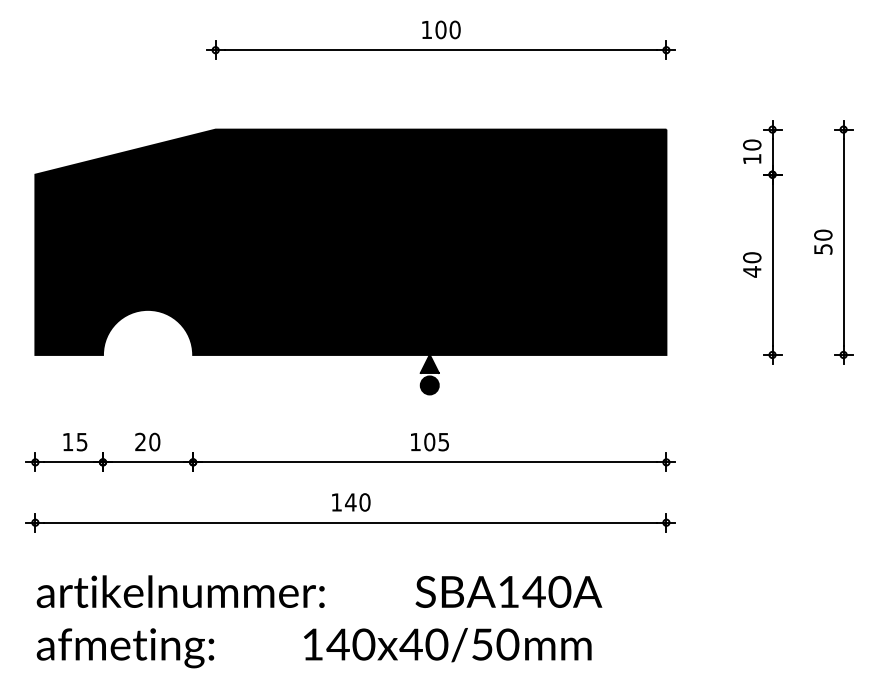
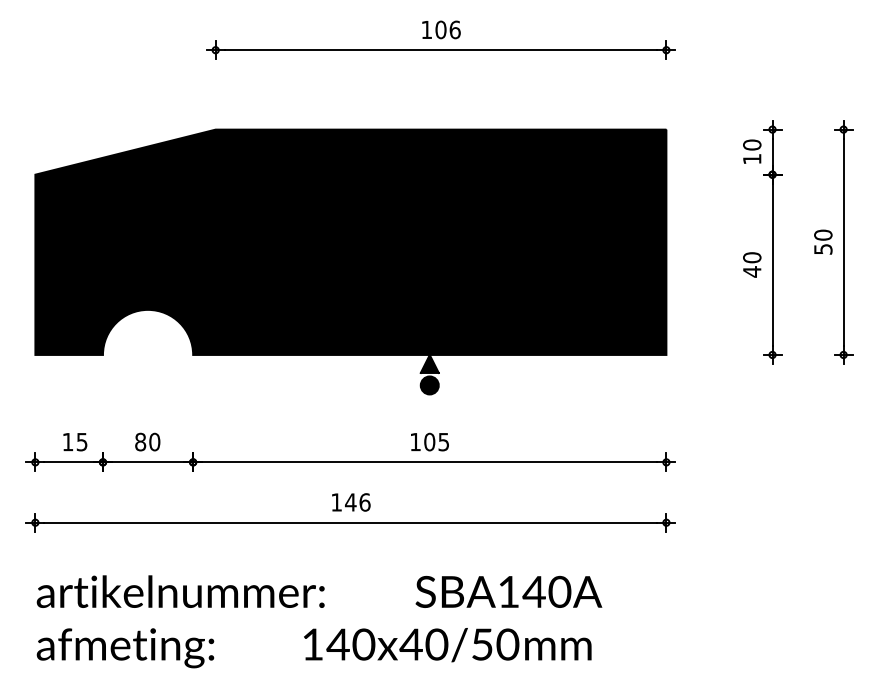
text: 100 -> 106 (454, 29)
text: 20 -> 80 (140, 441)
text: 140 -> 146 (364, 502)
